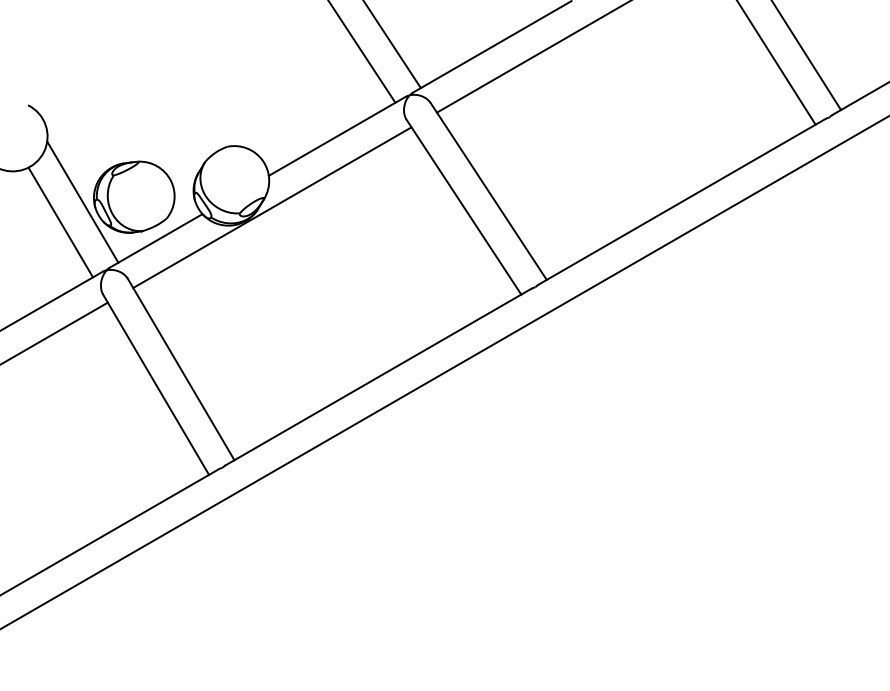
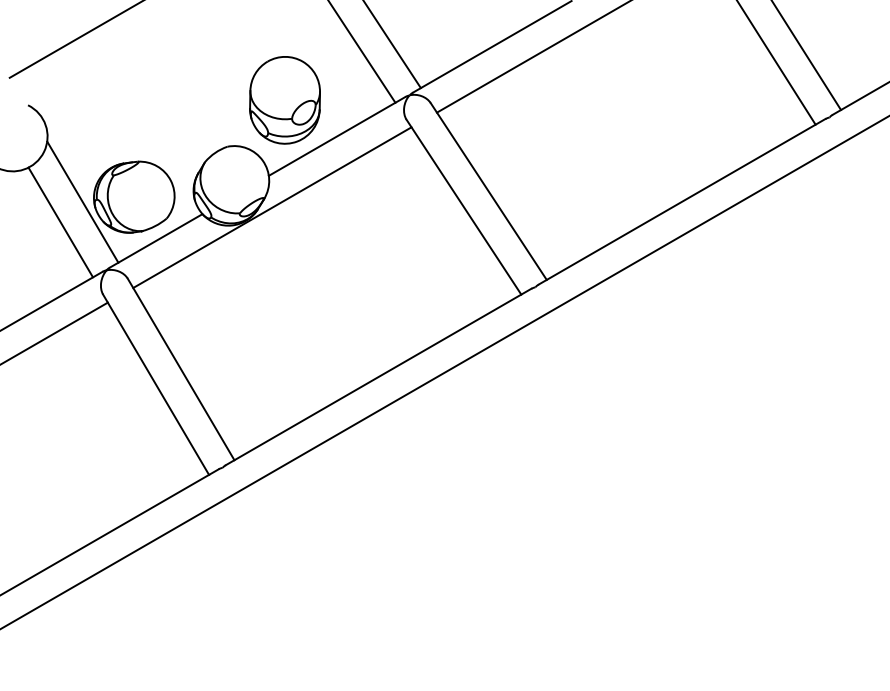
line: none -> present (74, 39)
part: none -> present (284, 100)
